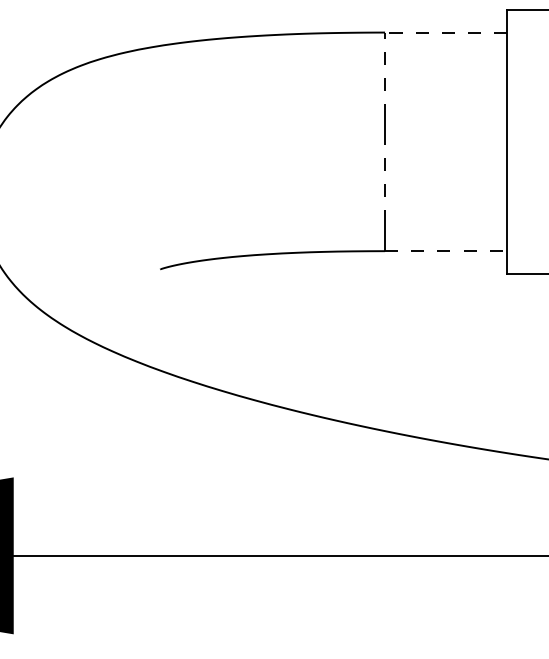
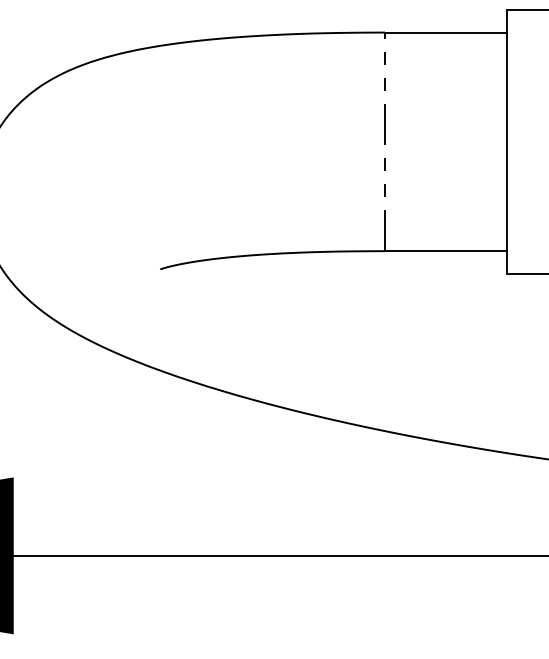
line: dashed -> solid (445, 32)
line: dashed -> solid (446, 251)
